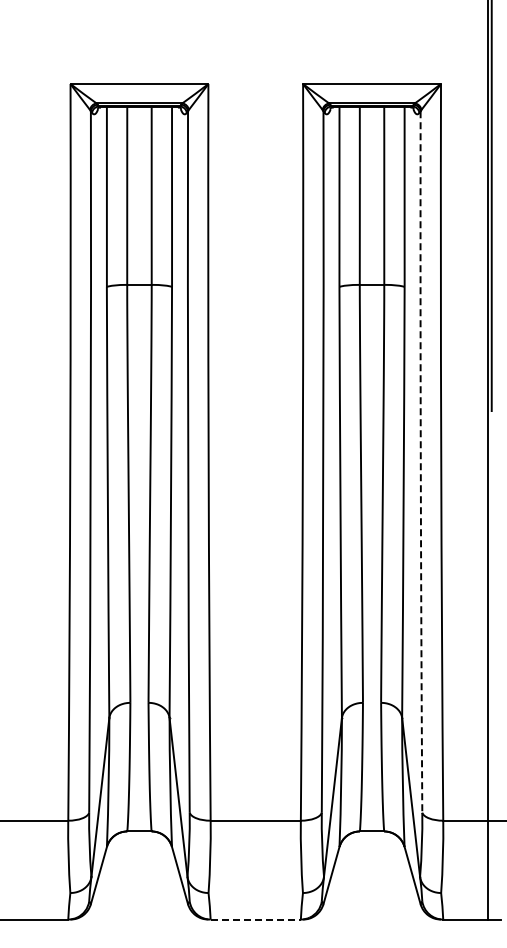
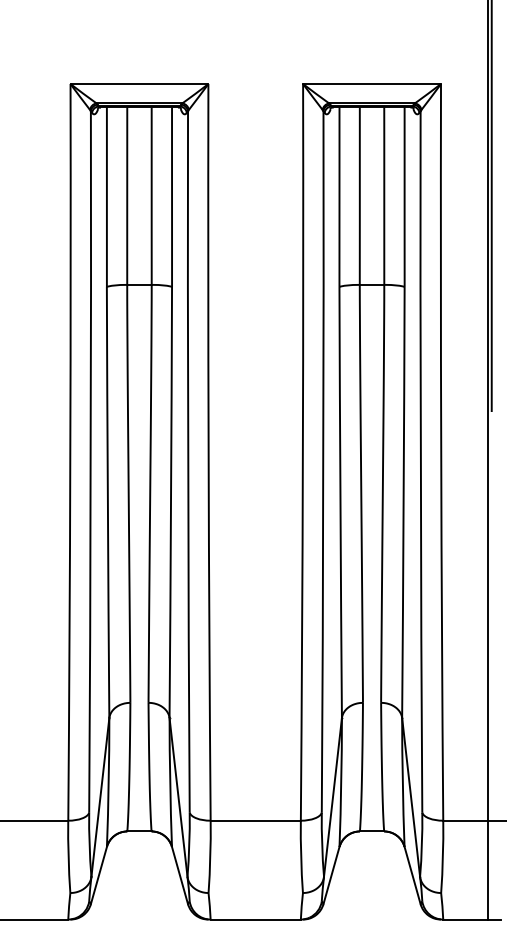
arc: dashed -> solid (420, 462)
line: dashed -> solid (256, 919)
